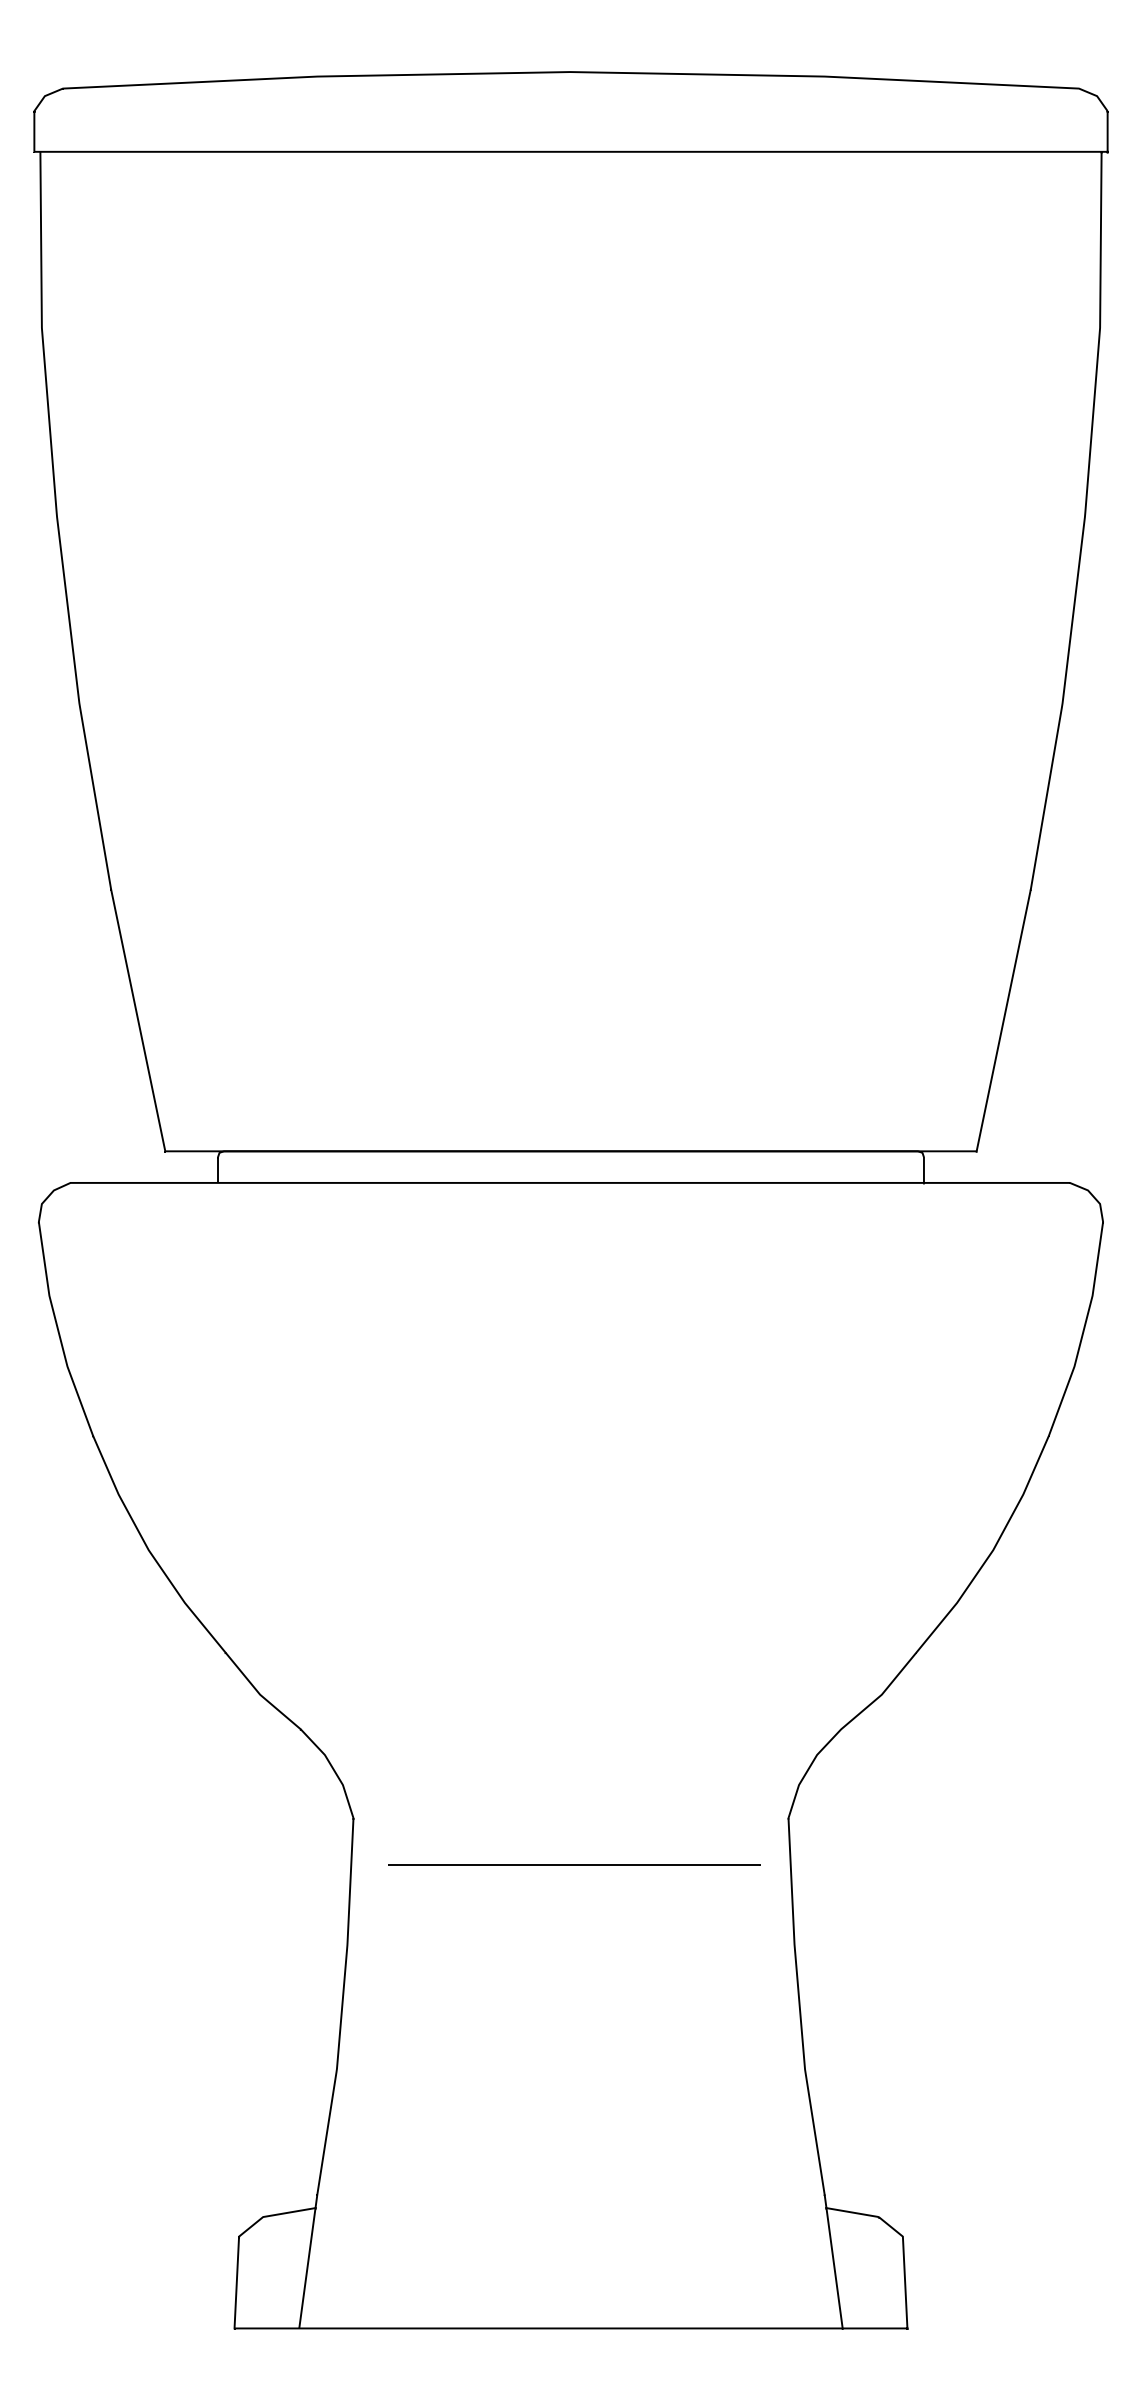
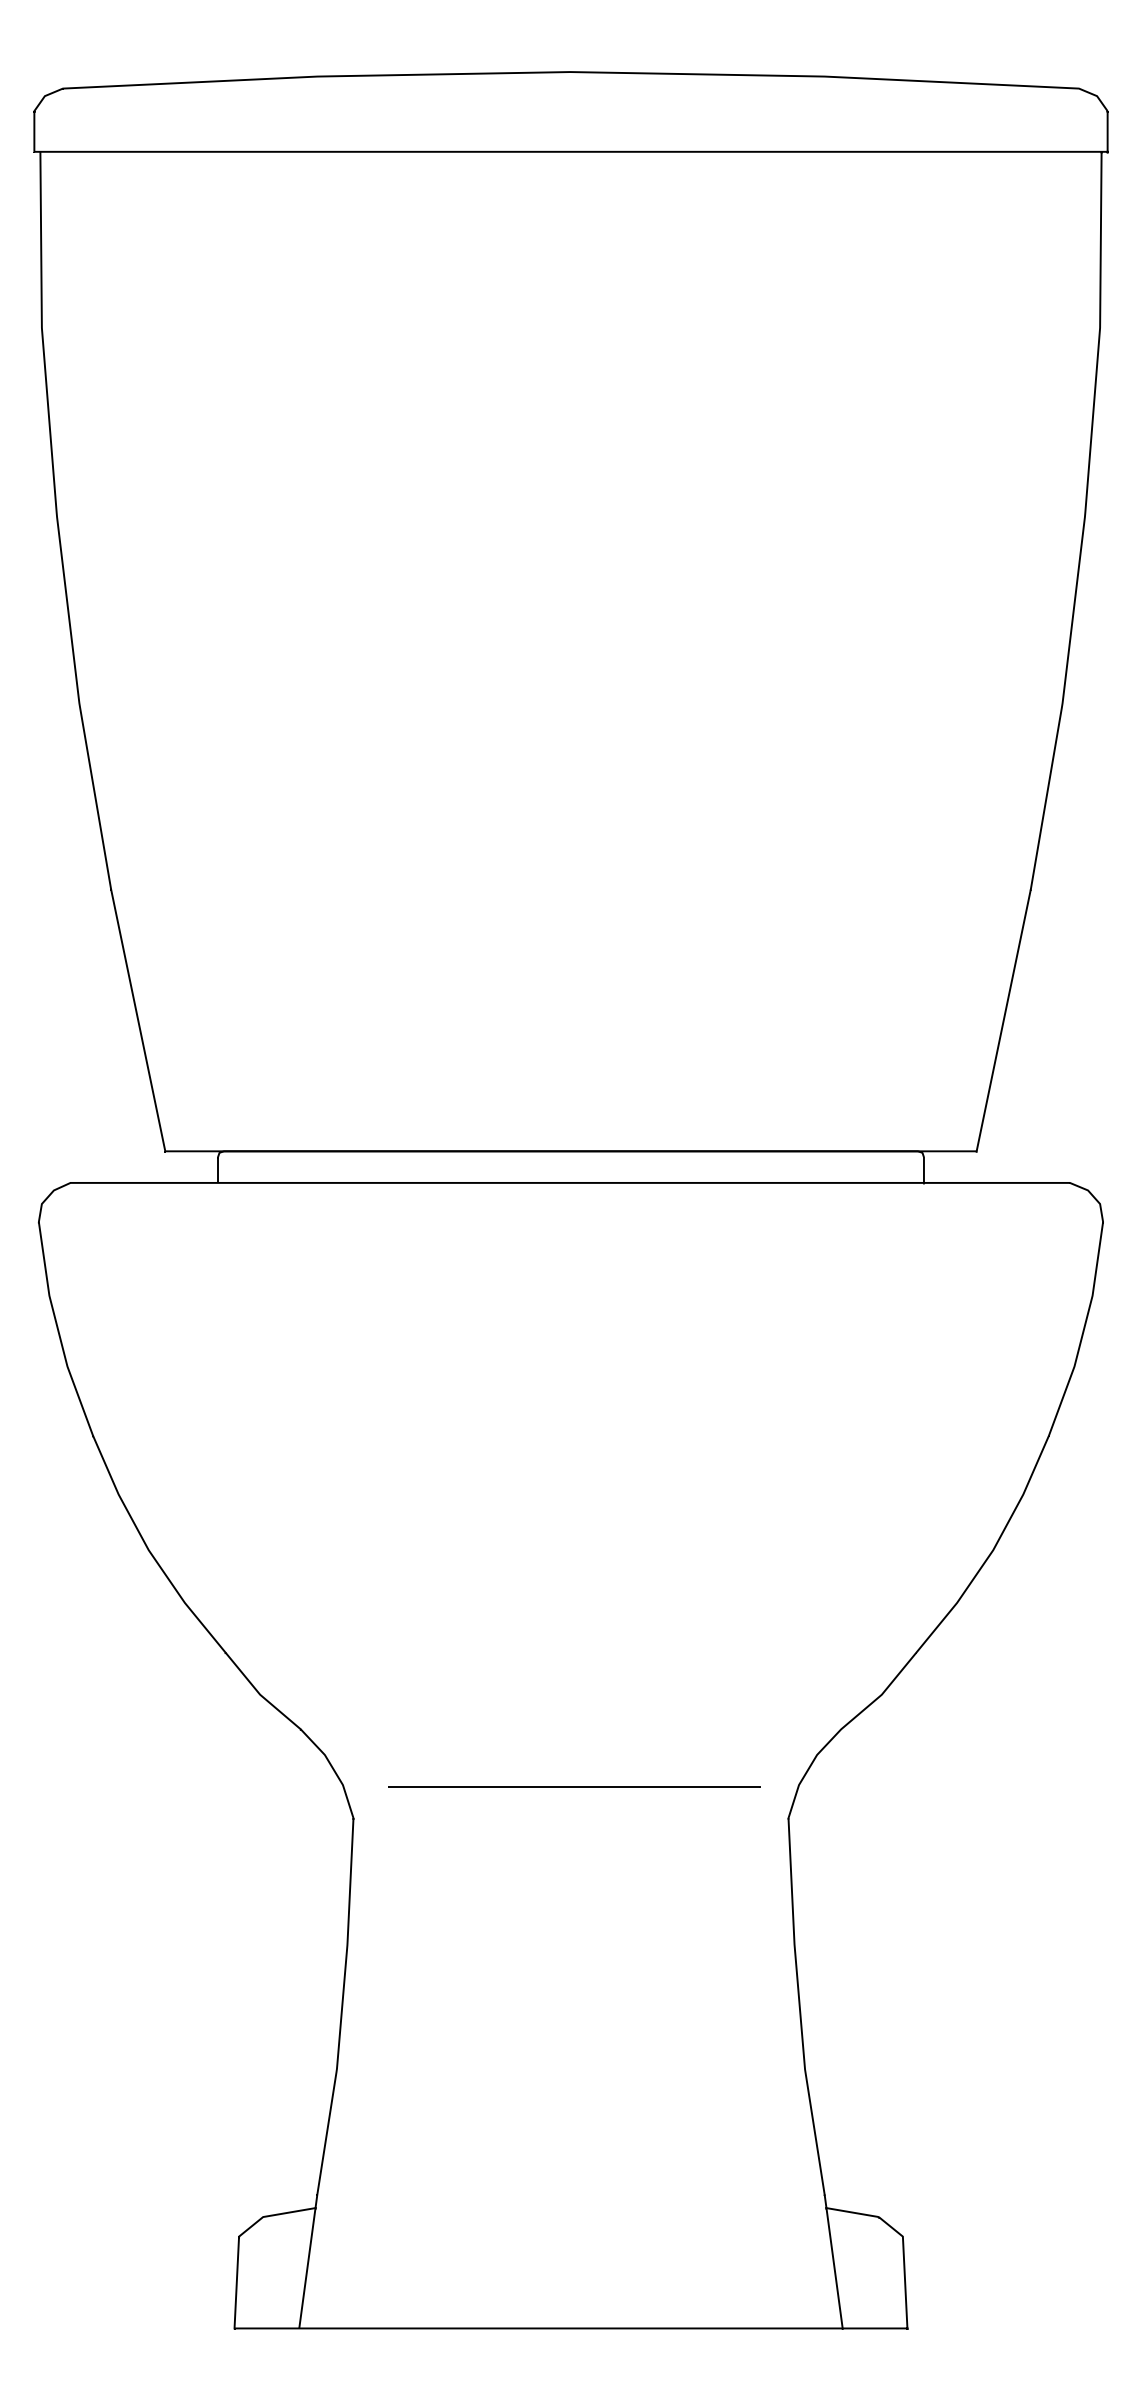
line position: (574, 1864) -> (574, 1786) (574, 1786)
